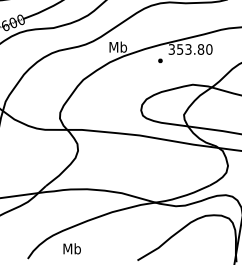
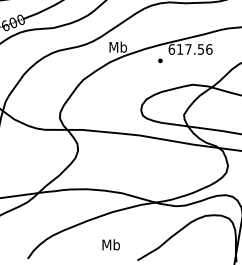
text: 353.80 -> 617.56 (190, 49)
text position: (71, 248) -> (110, 244) (110, 244)
